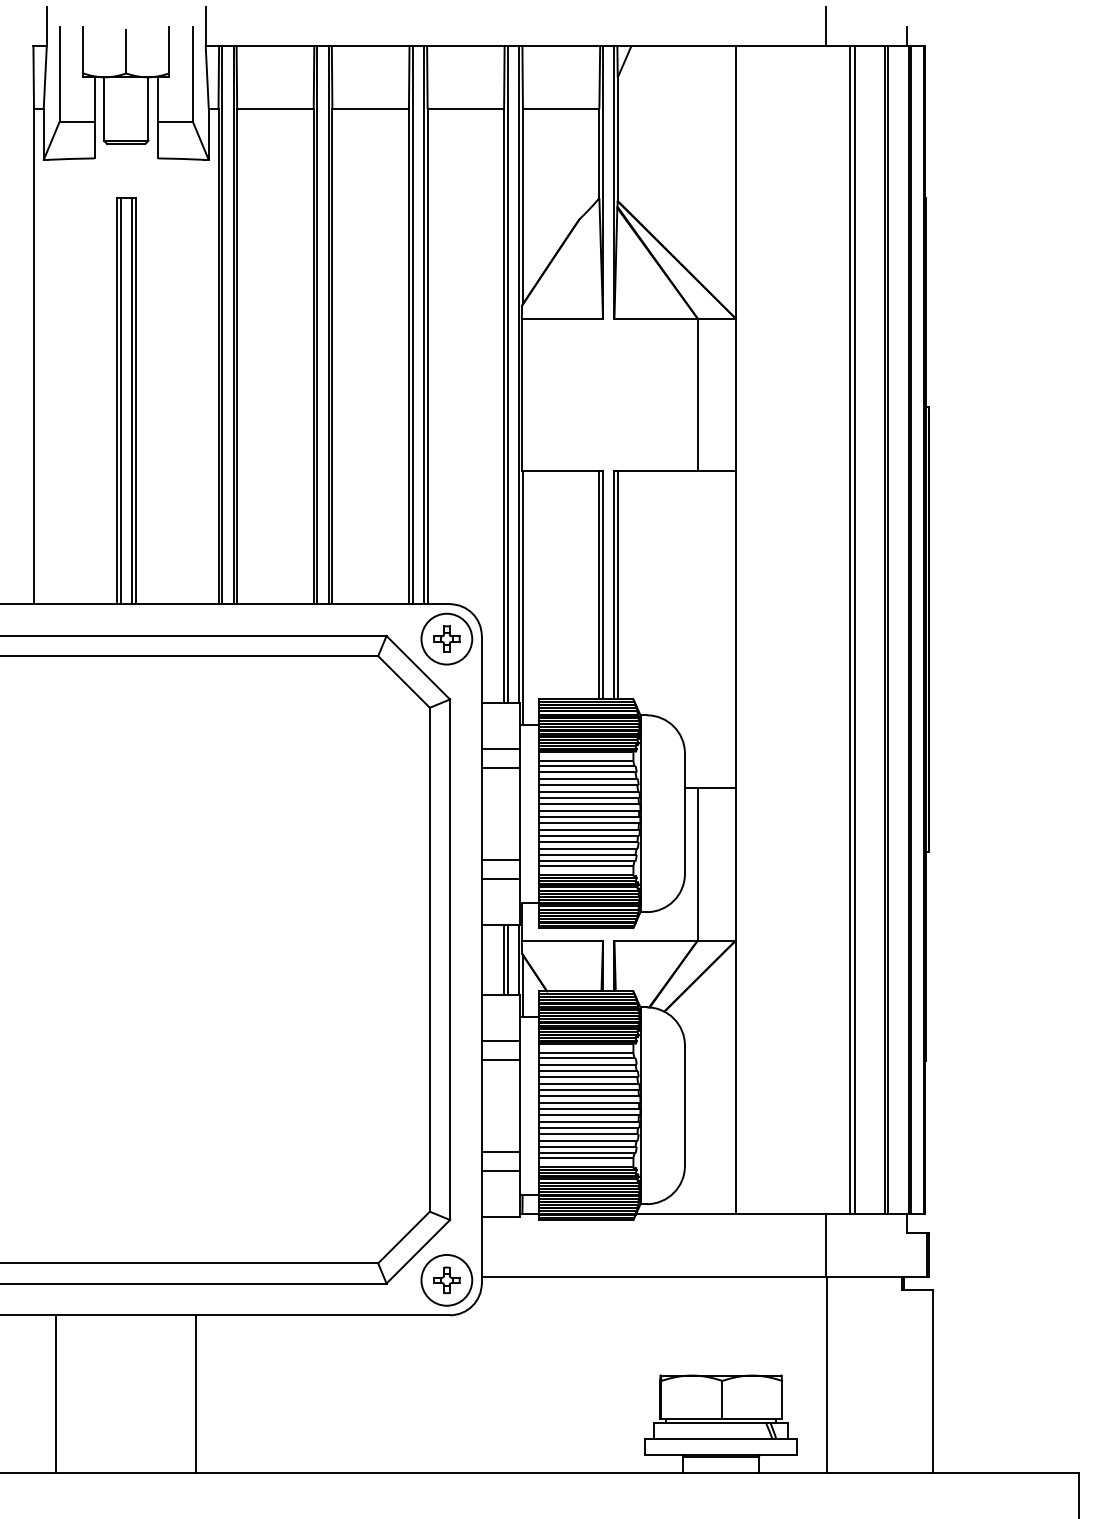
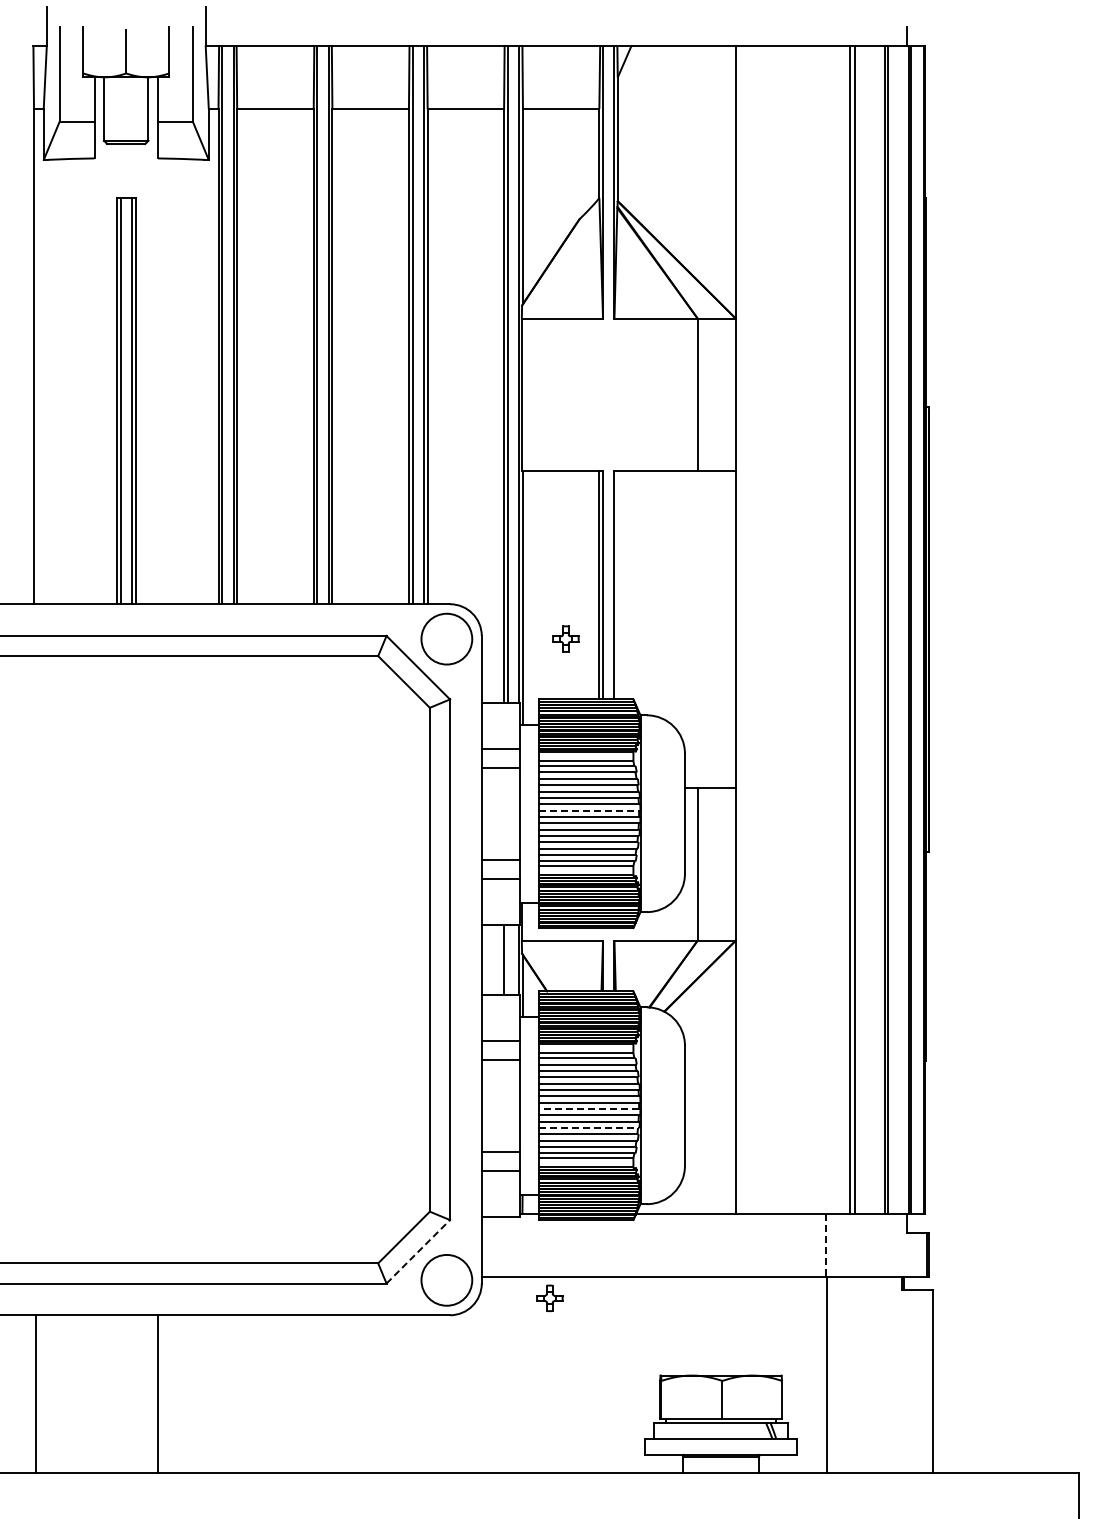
line: present -> none (826, 25)
line: present -> none (617, 584)
part position: (446, 638) -> (565, 638) (565, 638)
line: solid -> dashed (589, 810)
line: present -> none (507, 959)
line: solid -> dashed (588, 1108)
line: solid -> dashed (588, 1128)
line: solid -> dashed (826, 1245)
line: solid -> dashed (418, 1251)
part position: (446, 1279) -> (549, 1297) (549, 1297)
line position: (56, 1394) -> (36, 1394) (36, 1394)
line position: (196, 1394) -> (158, 1394) (158, 1394)
